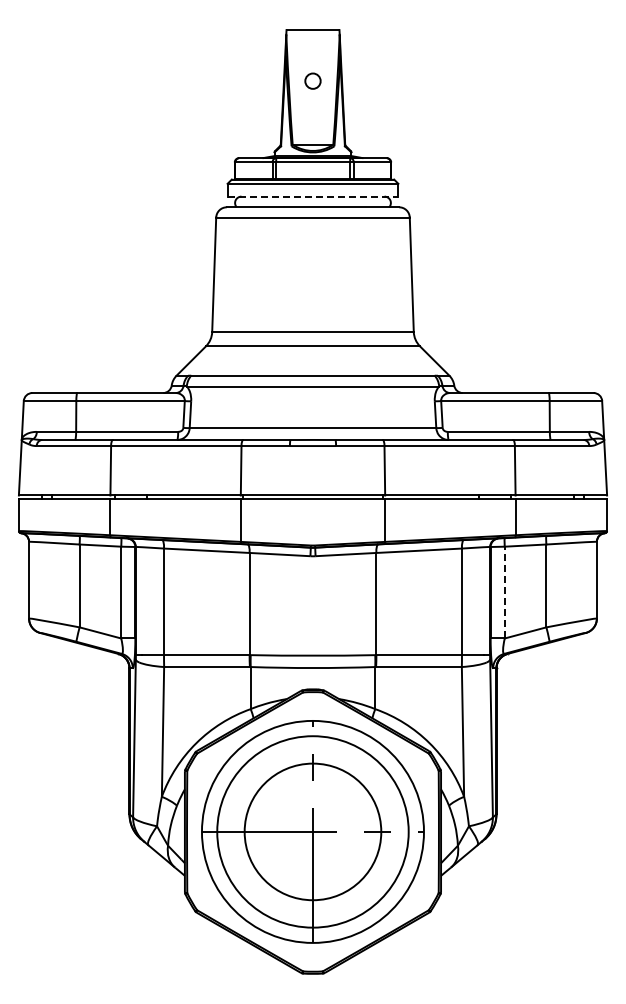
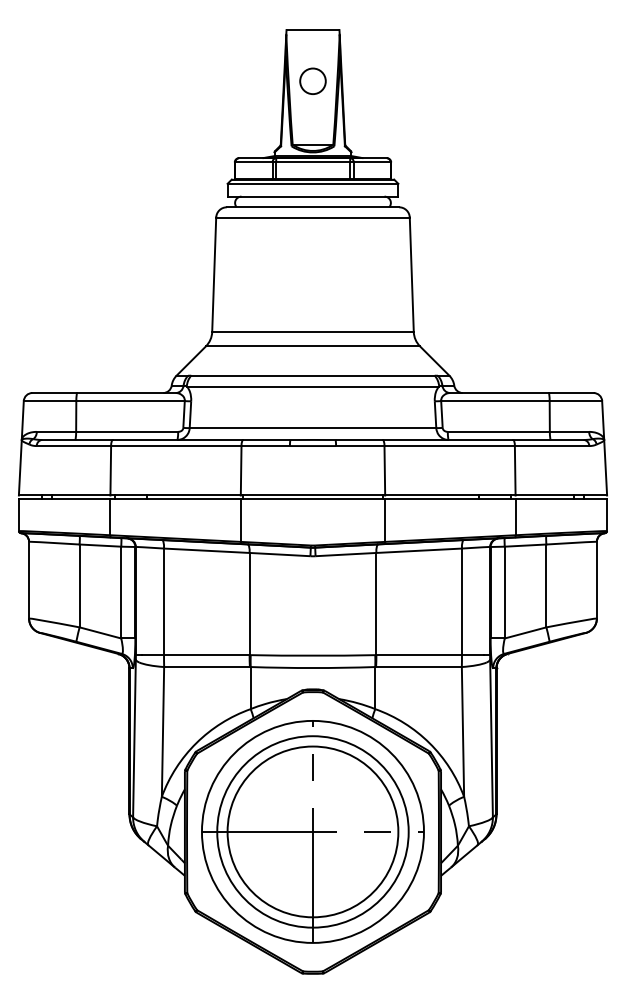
circle size: 18x18 px -> 28x28 px (312, 80)
line: dashed -> solid (313, 196)
line: dashed -> solid (504, 592)
circle diameter: 137 px -> 171 px (312, 831)
